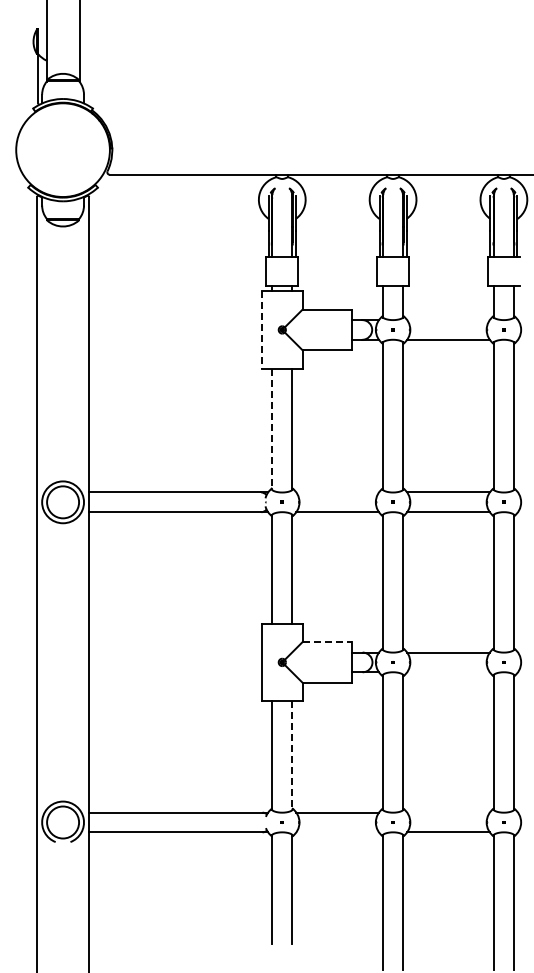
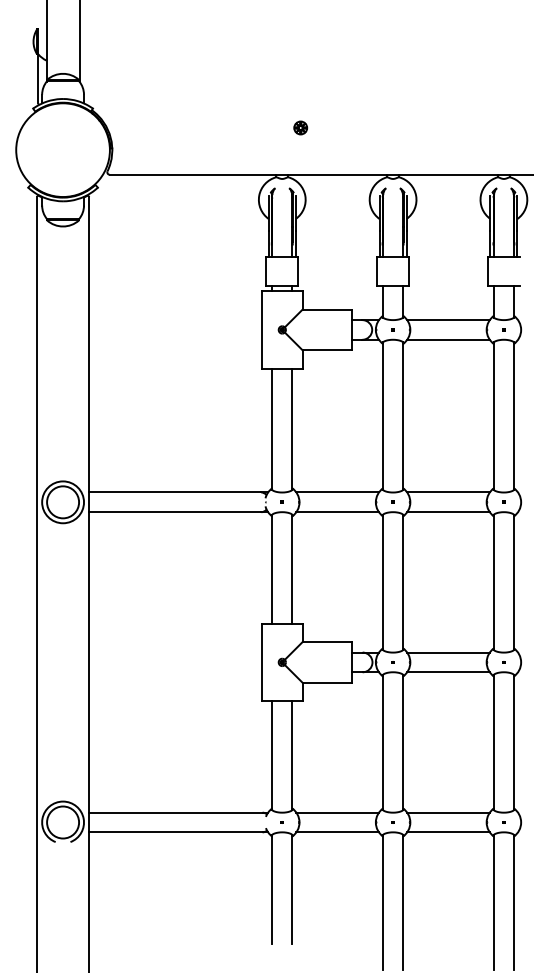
part: none -> present (300, 127)
line: none -> present (448, 320)
line: dashed -> solid (261, 329)
line: dashed -> solid (272, 429)
line: none -> present (337, 492)
line: dashed -> solid (327, 642)
line: none -> present (448, 672)
line: dashed -> solid (292, 755)
line: none -> present (448, 812)
line: none -> present (337, 832)
